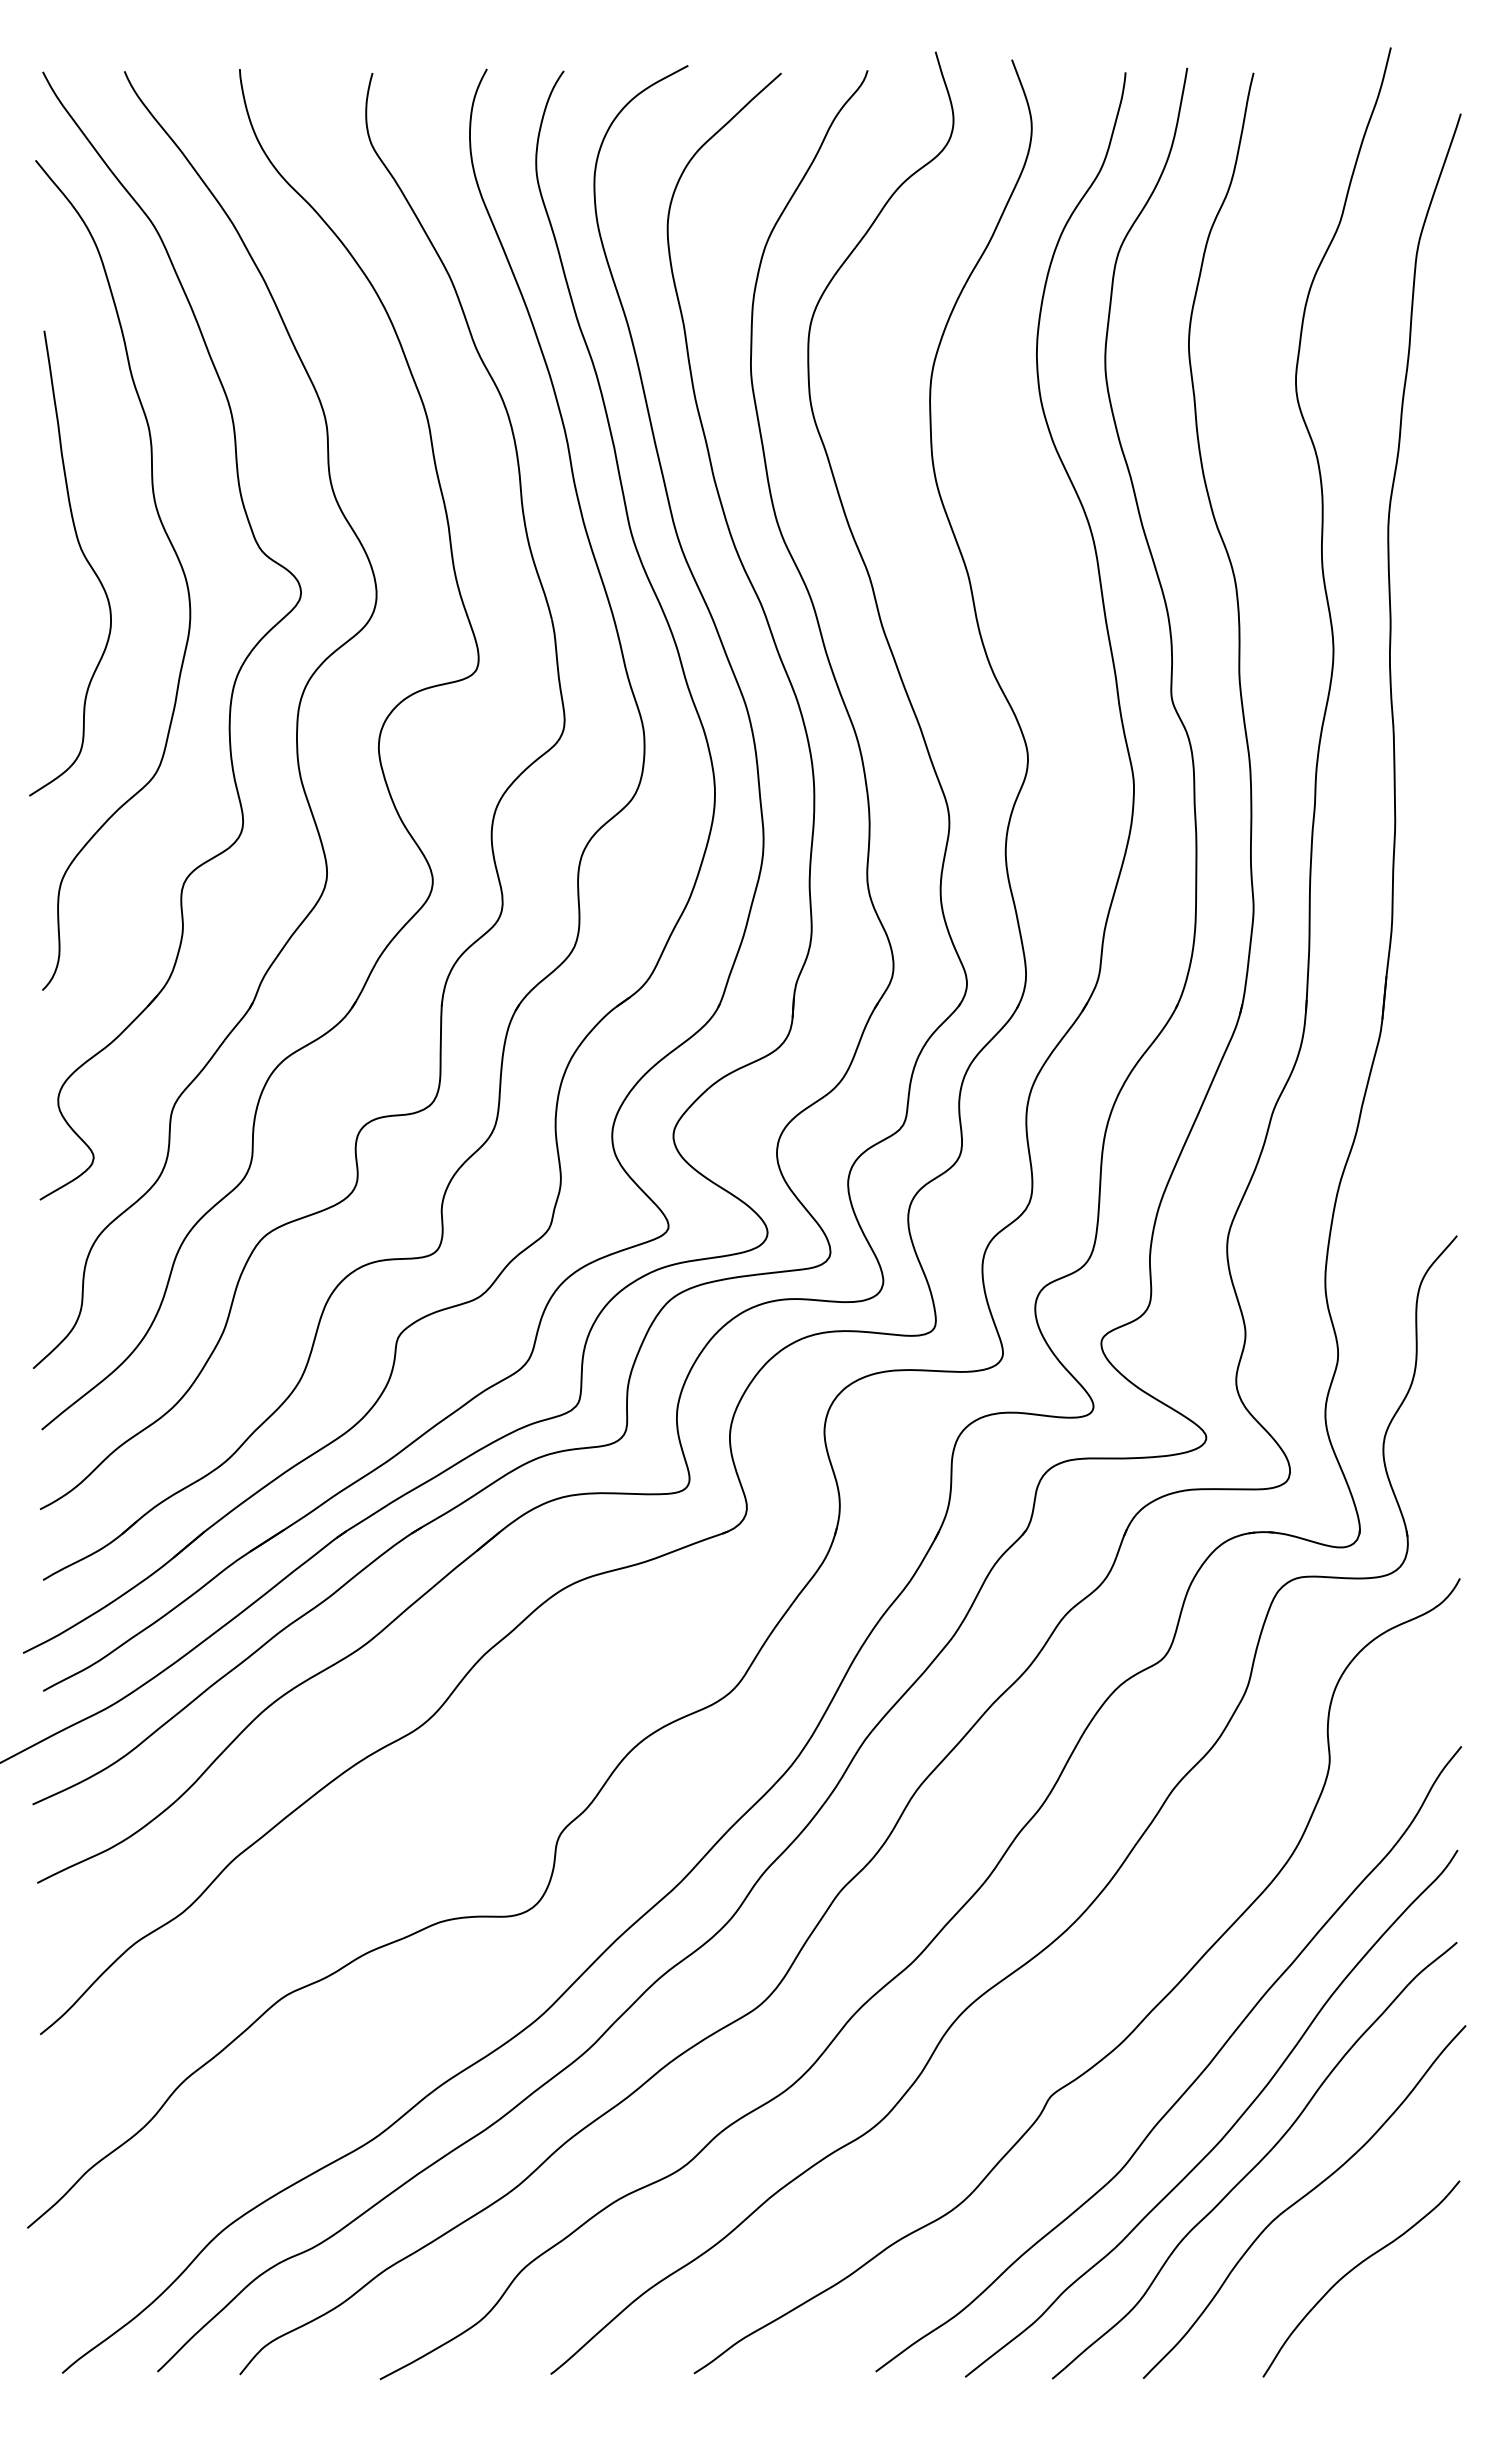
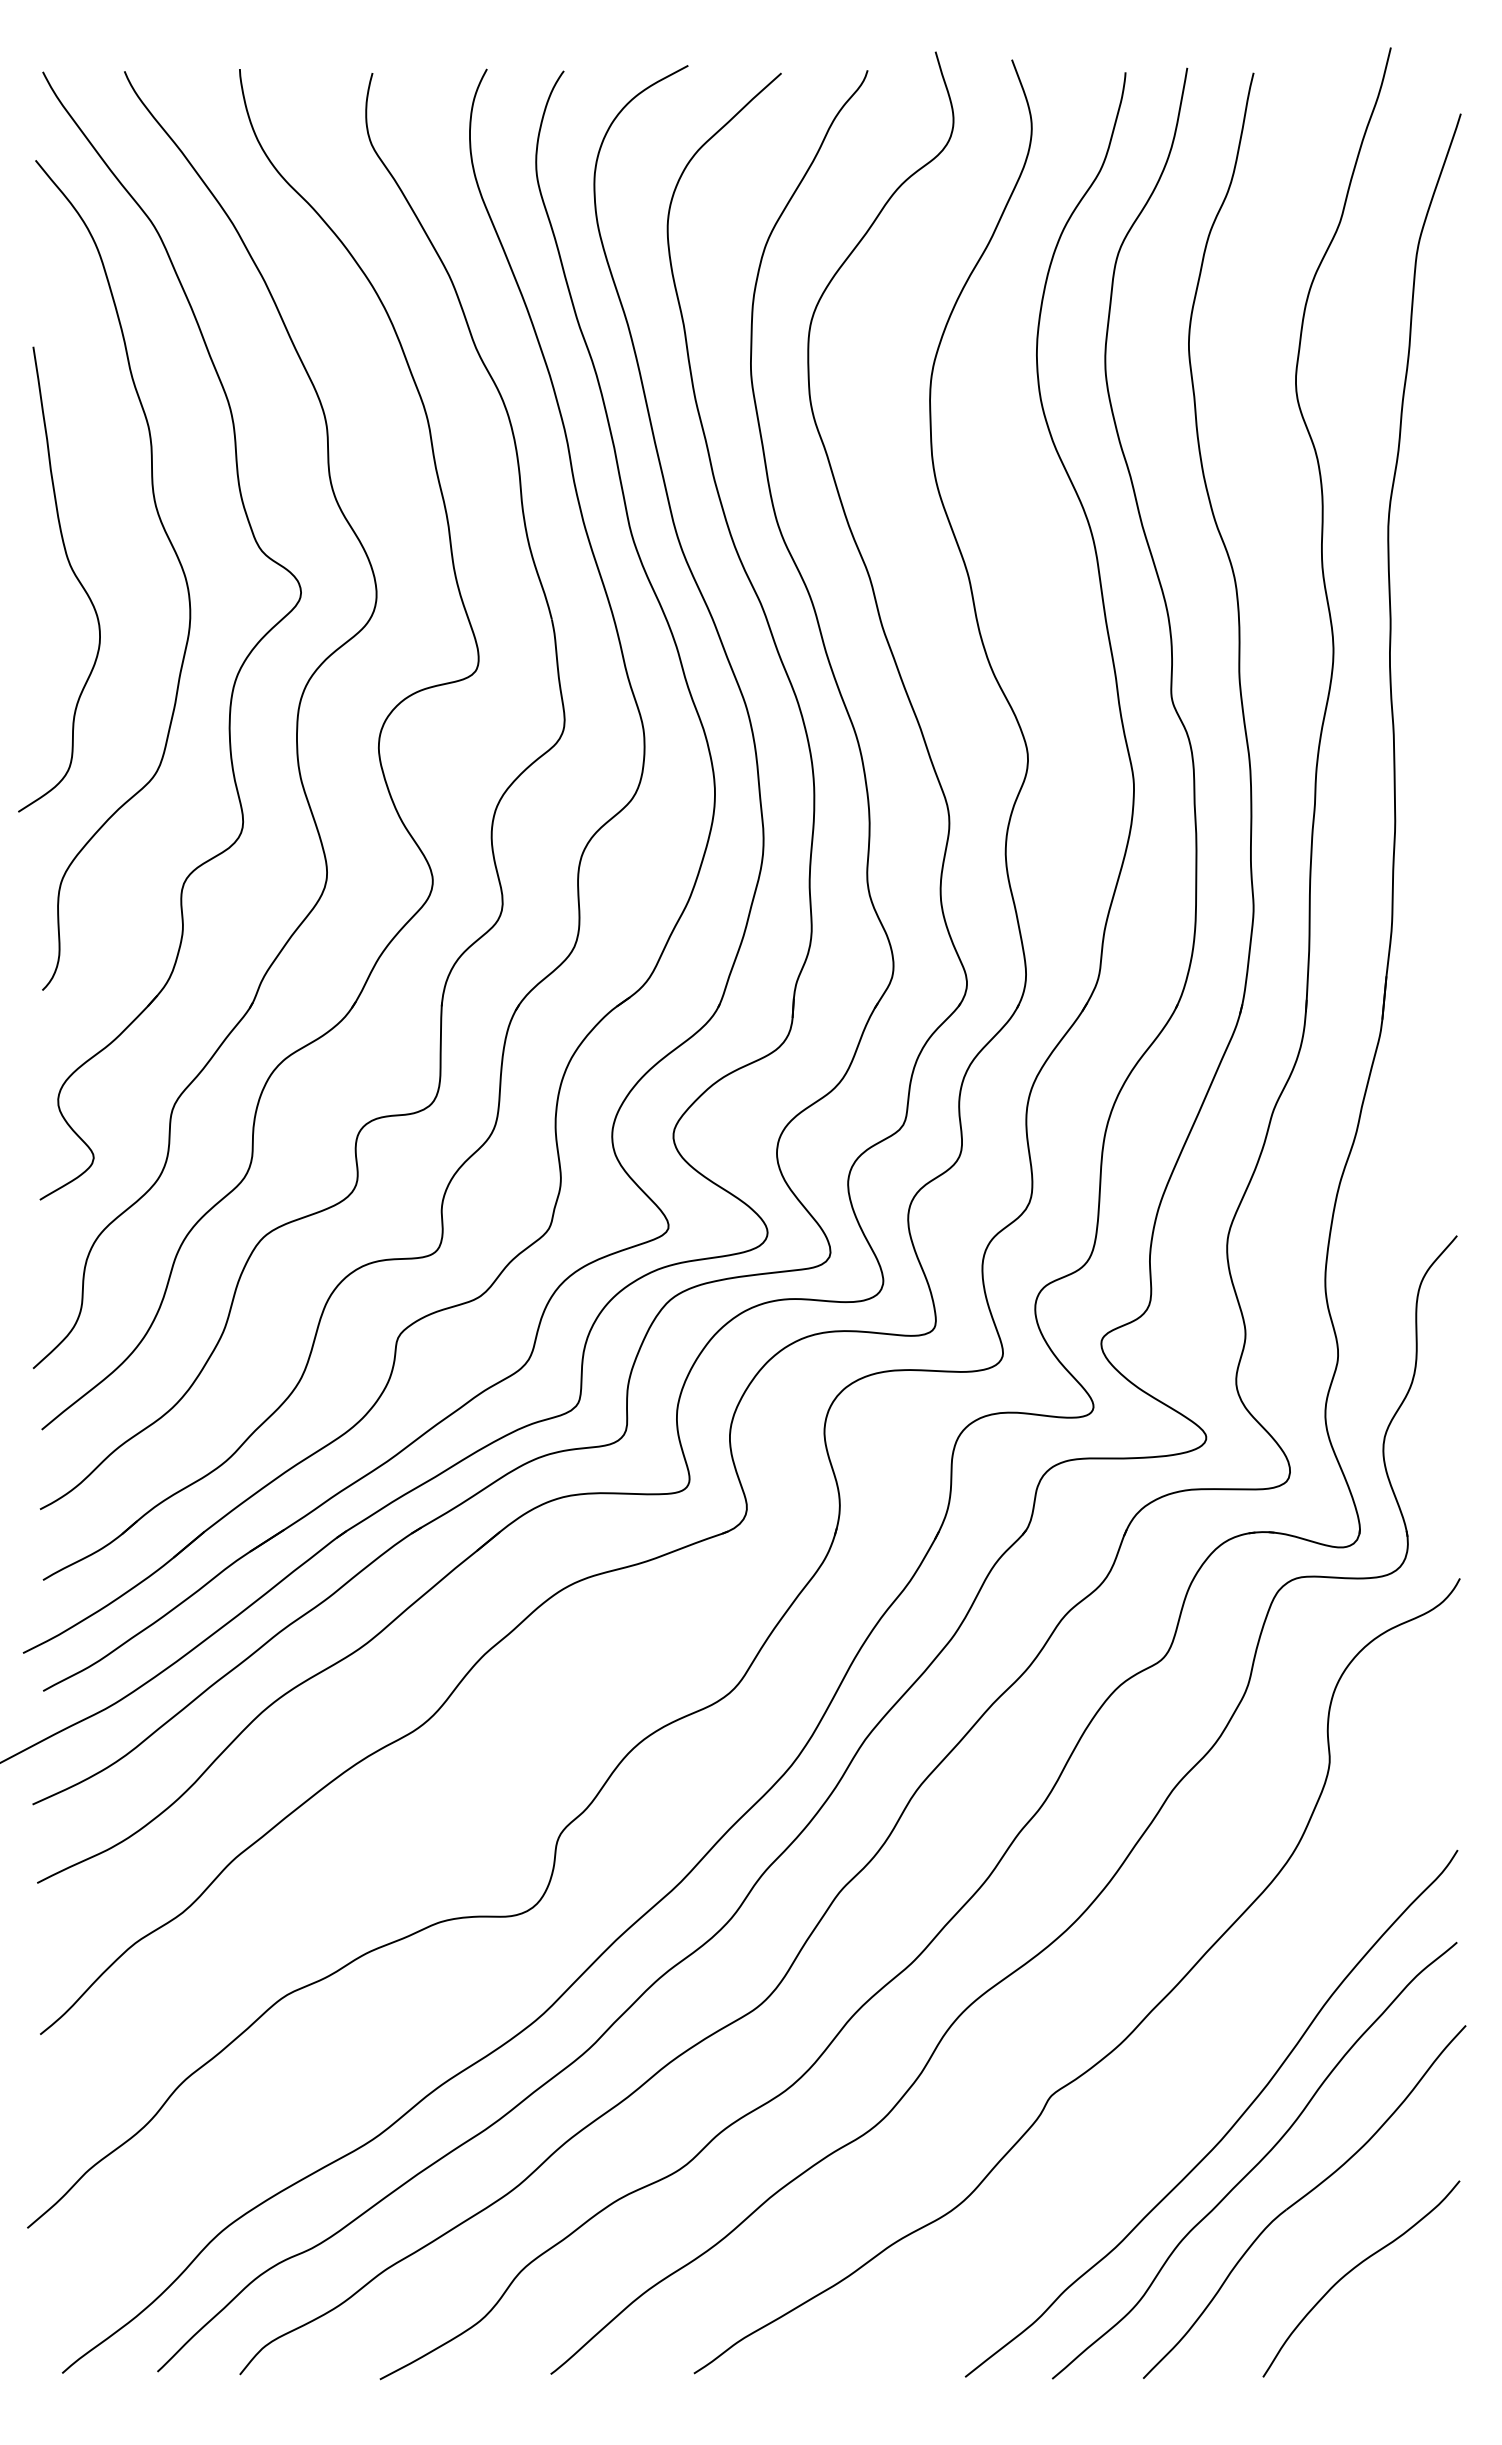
curve position: (83, 556) -> (72, 572) (72, 572)
curve: present -> none (1195, 2078)
